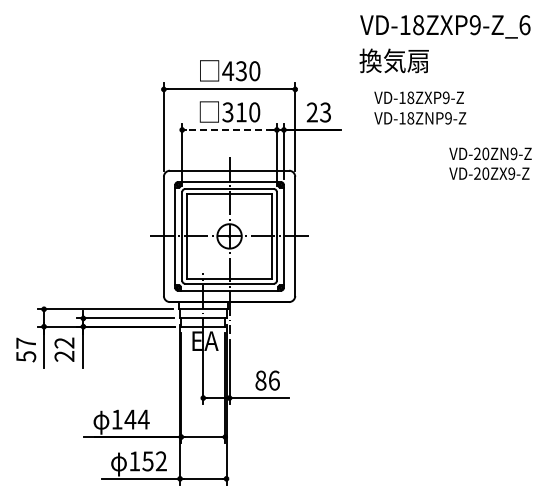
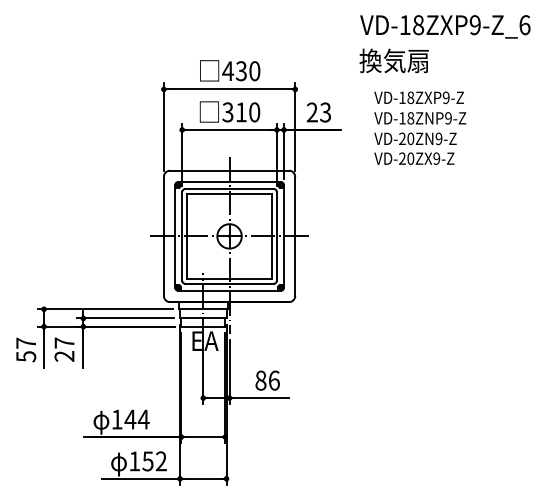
line: dashed -> solid (229, 129)
text position: (490, 163) -> (415, 148) (415, 148)
text: 22 -> 27 (64, 342)
